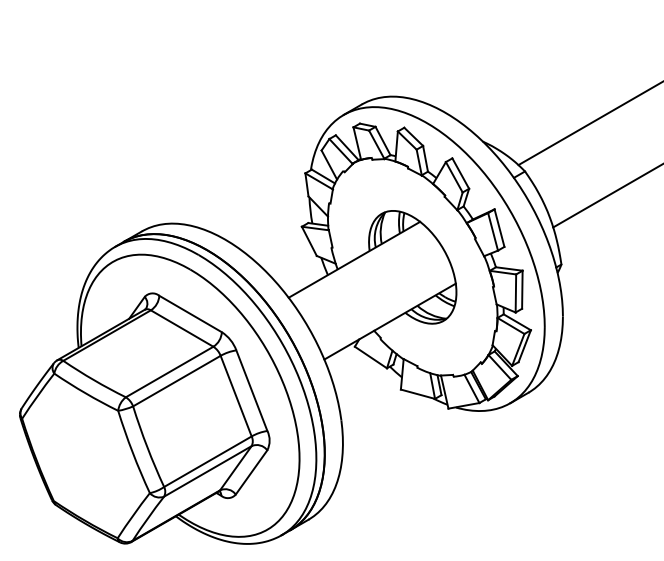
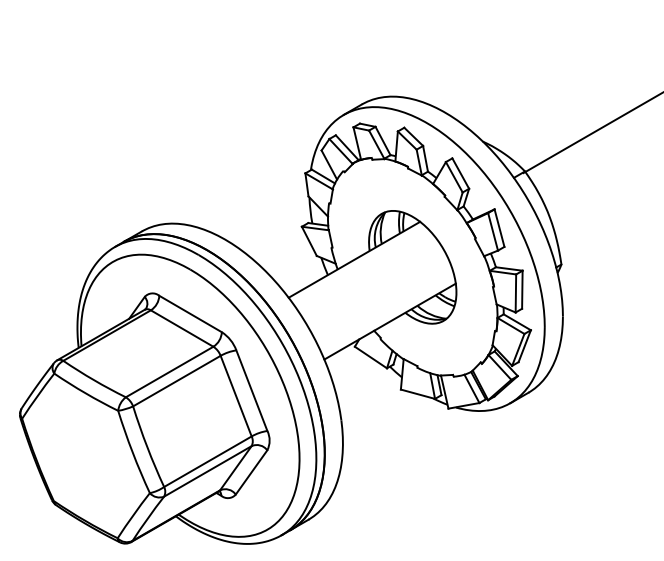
line position: (589, 124) -> (591, 133) (591, 133)
line: present -> none (606, 196)
